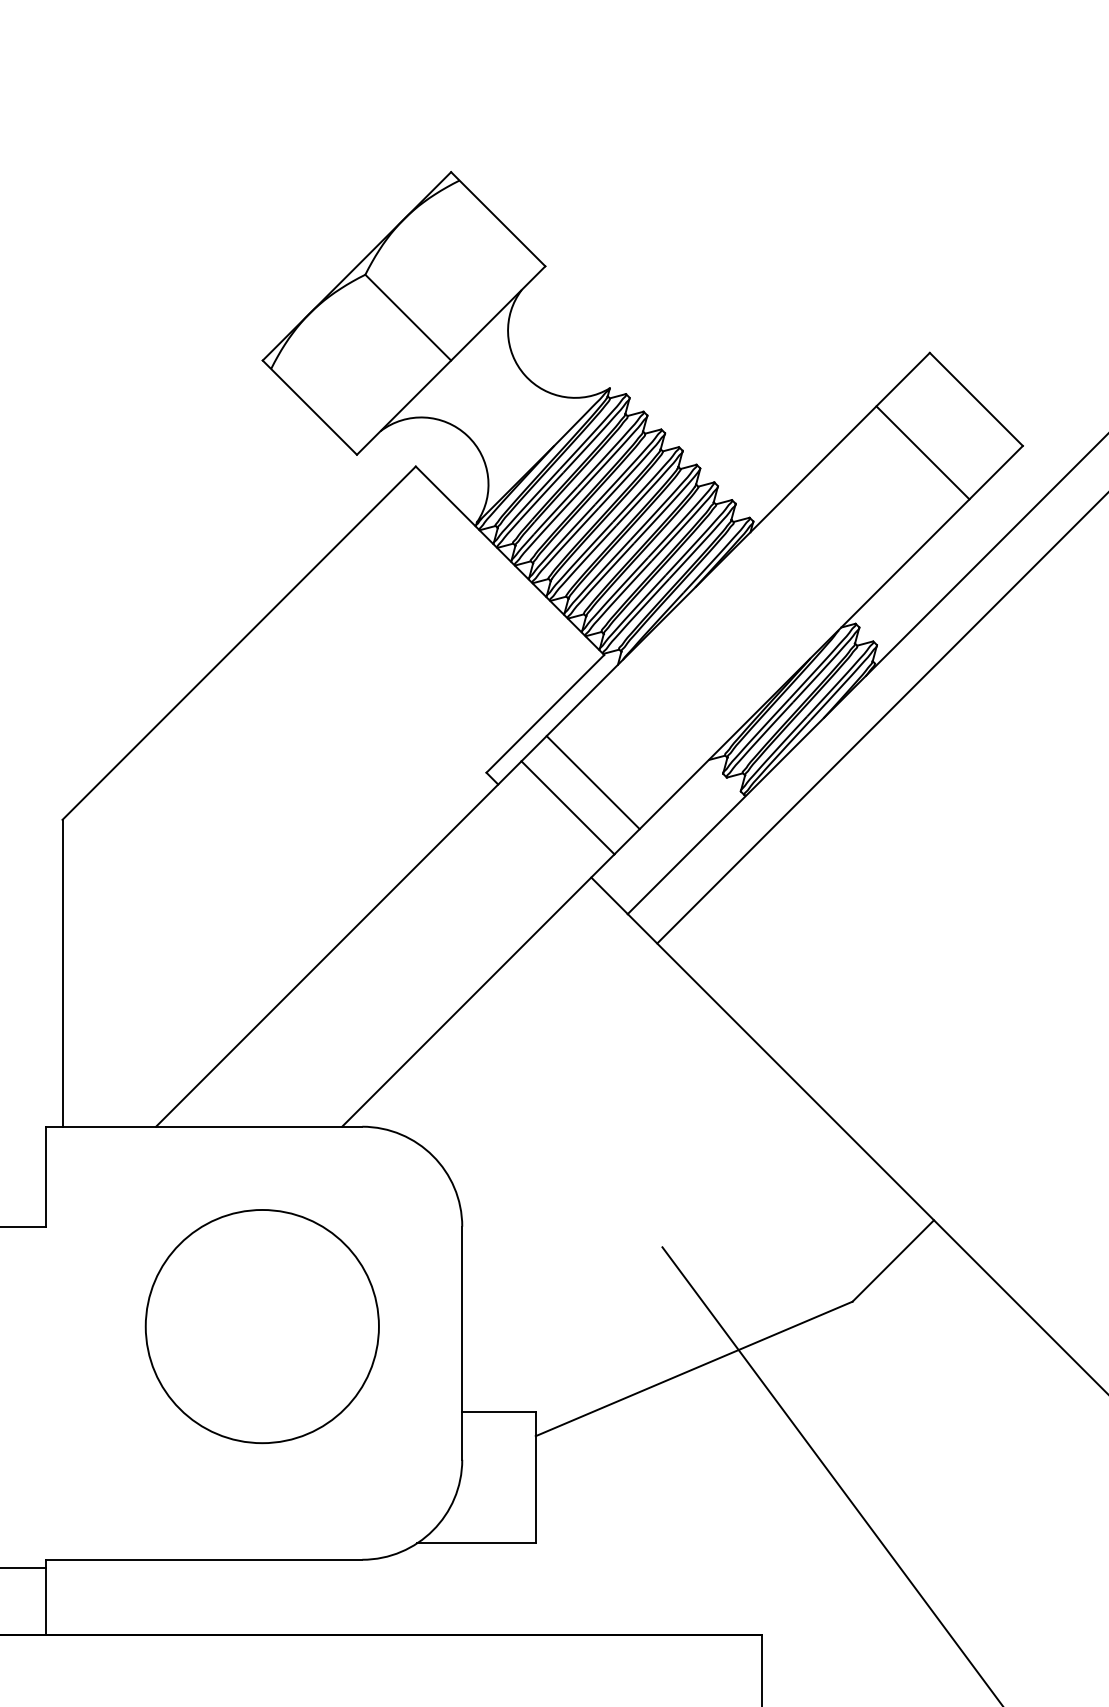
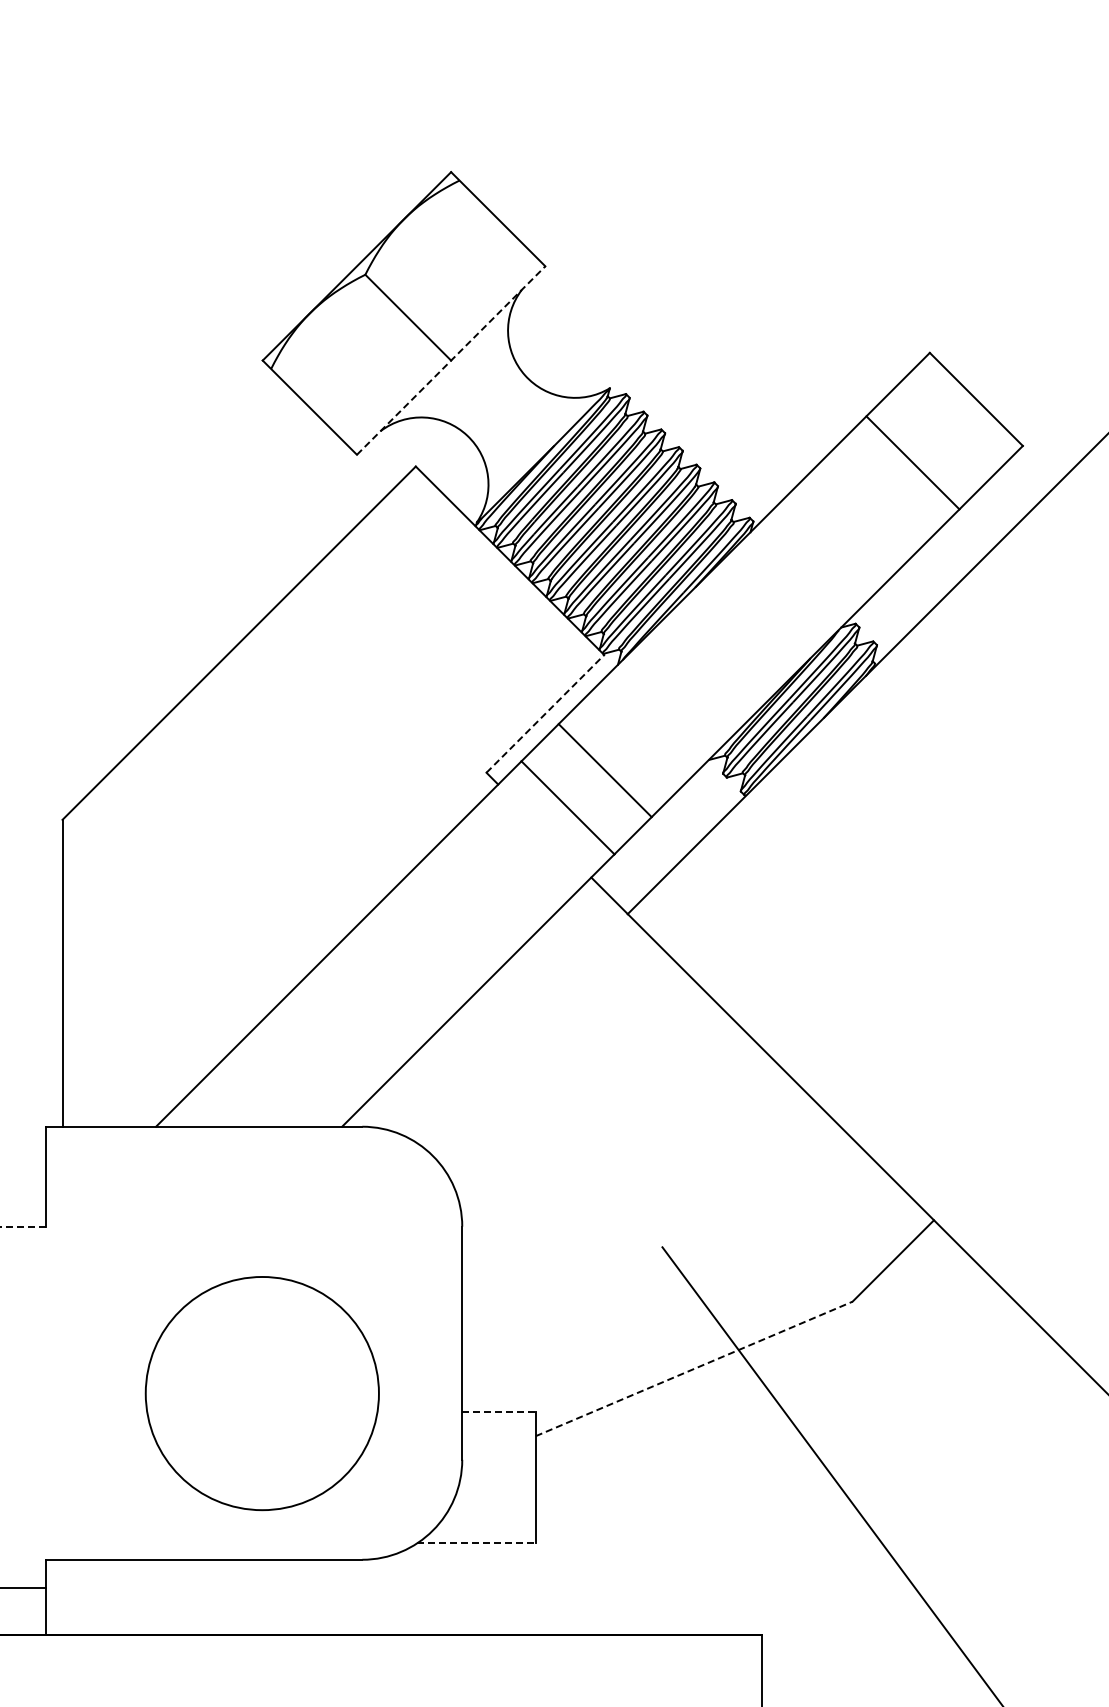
line: solid -> dashed (451, 360)
line position: (922, 452) -> (912, 462) (912, 462)
line: solid -> dashed (545, 713)
line: present -> none (881, 719)
line position: (592, 782) -> (604, 770) (604, 770)
line: solid -> dashed (22, 1226)
circle position: (261, 1326) -> (261, 1393) (261, 1393)
line: solid -> dashed (694, 1368)
line: solid -> dashed (499, 1411)
line: solid -> dashed (476, 1543)
line position: (23, 1568) -> (23, 1588) (23, 1588)
